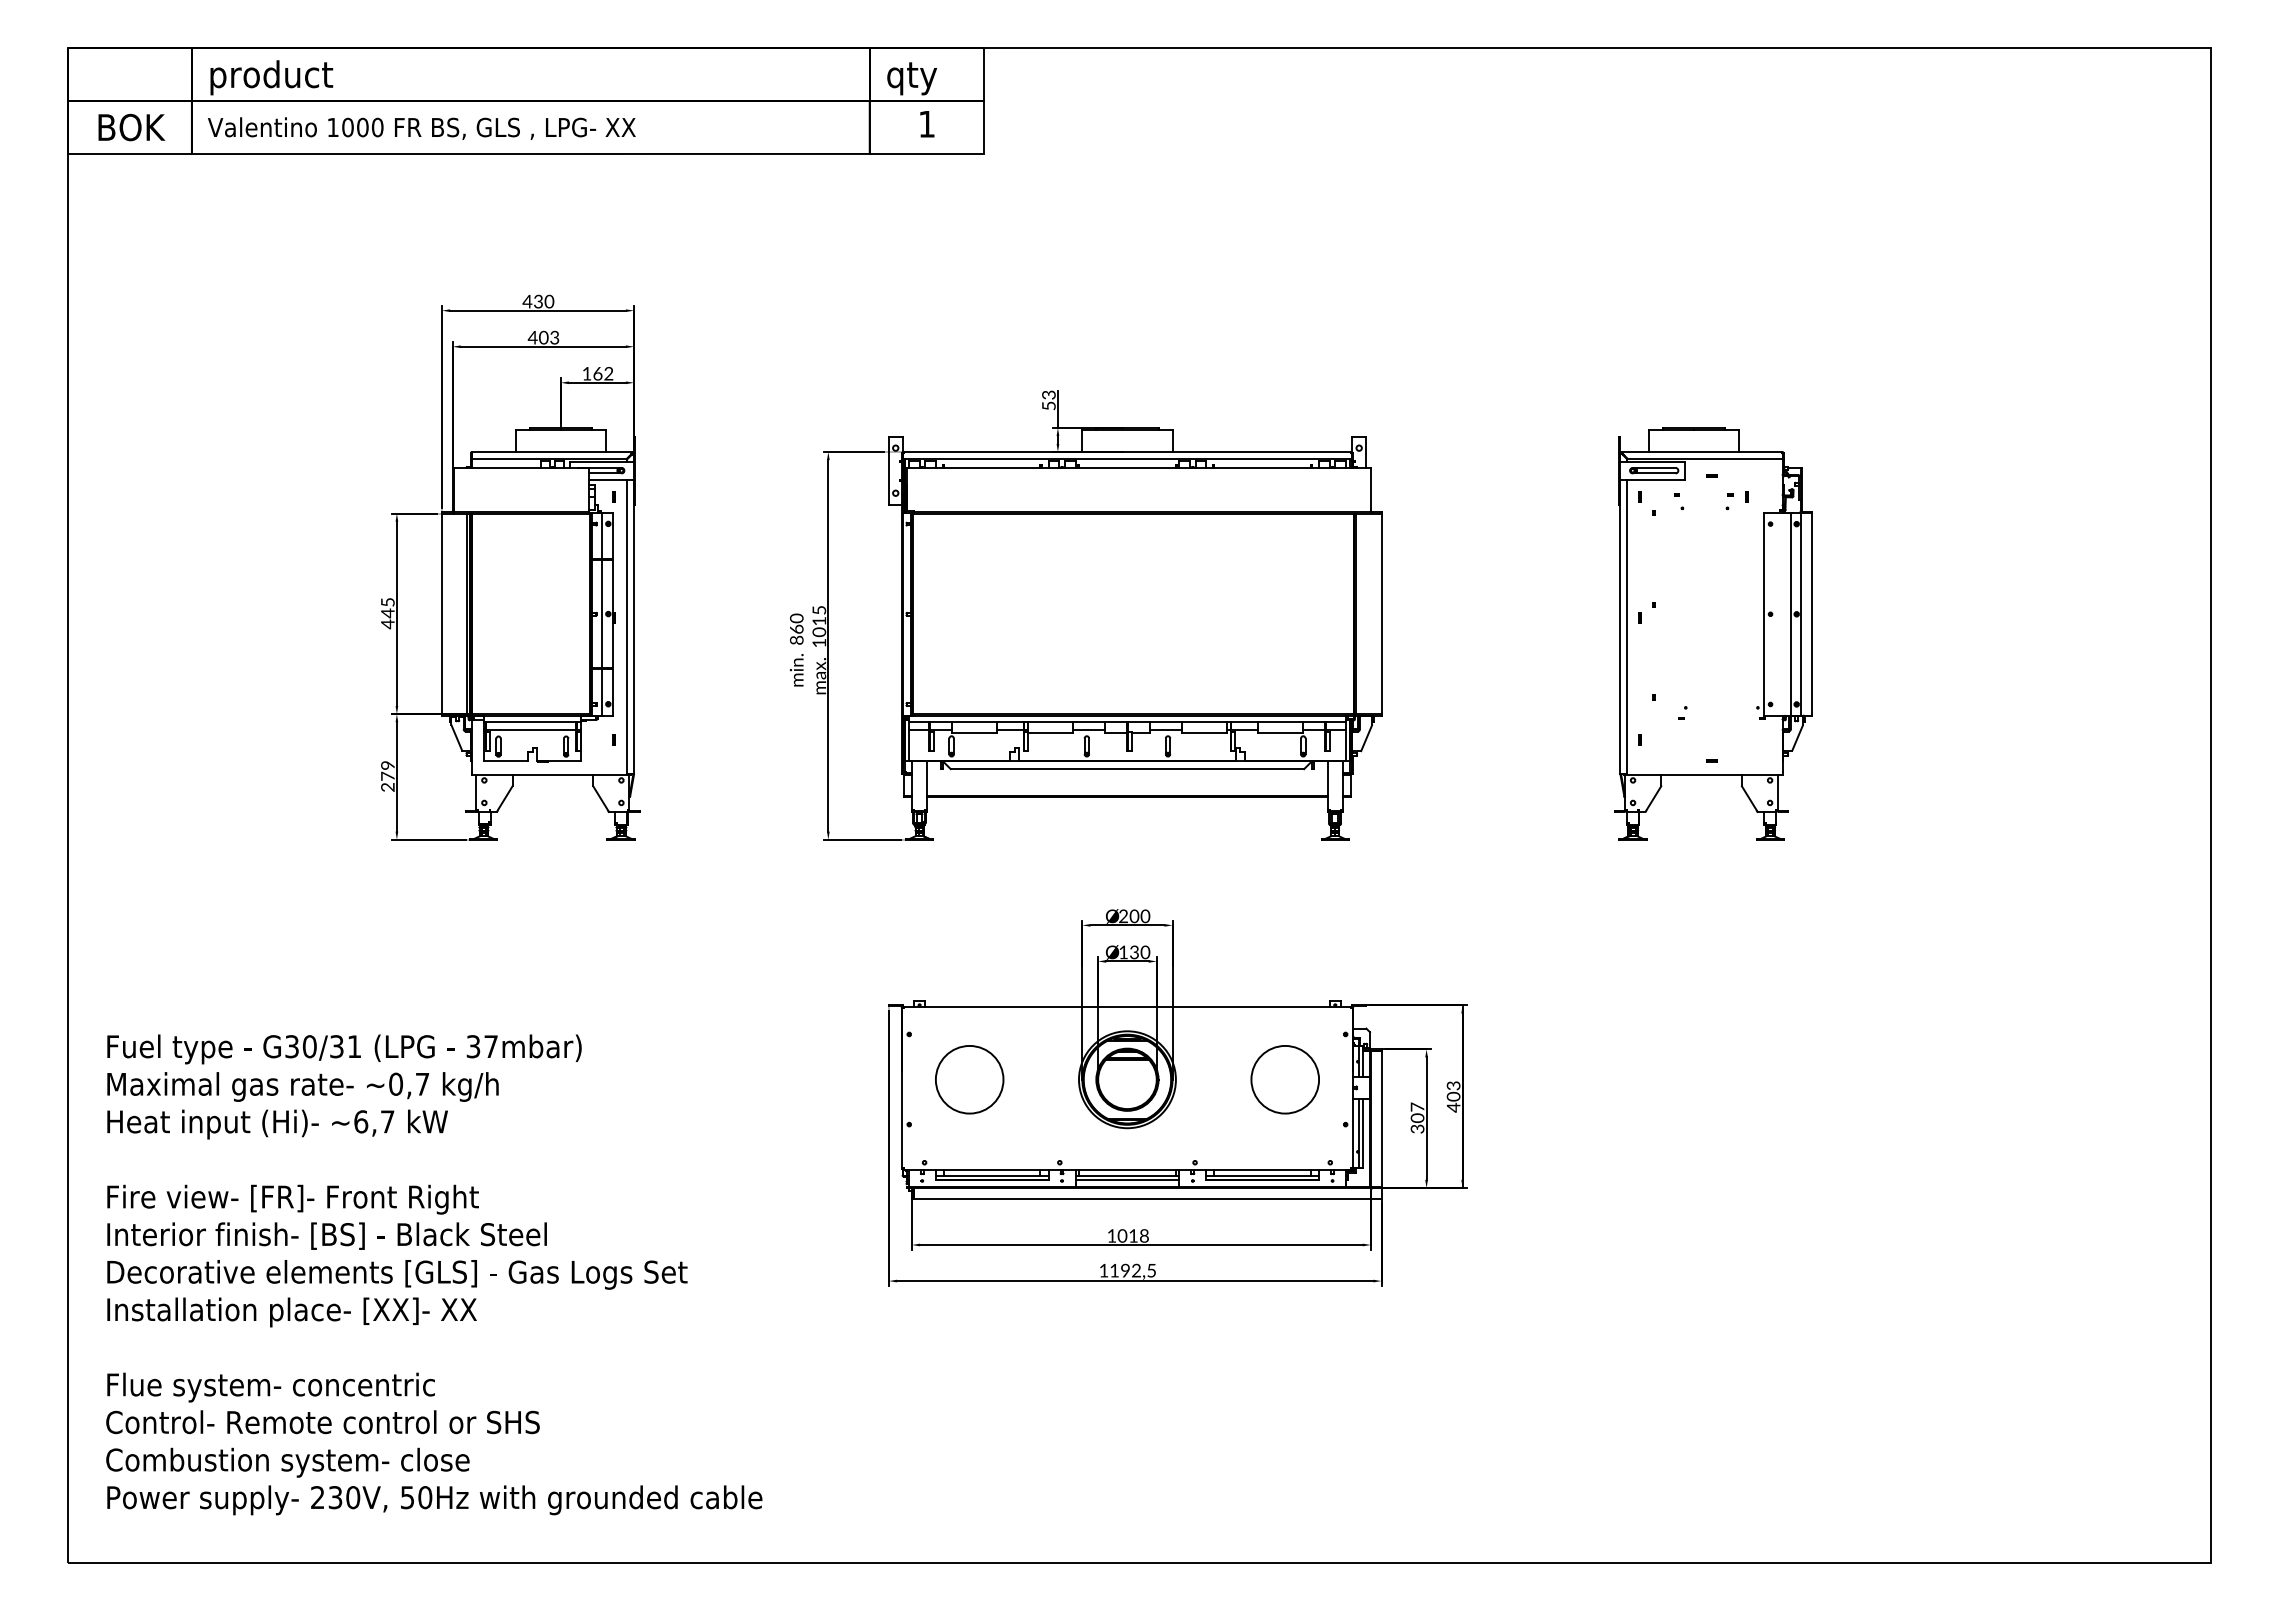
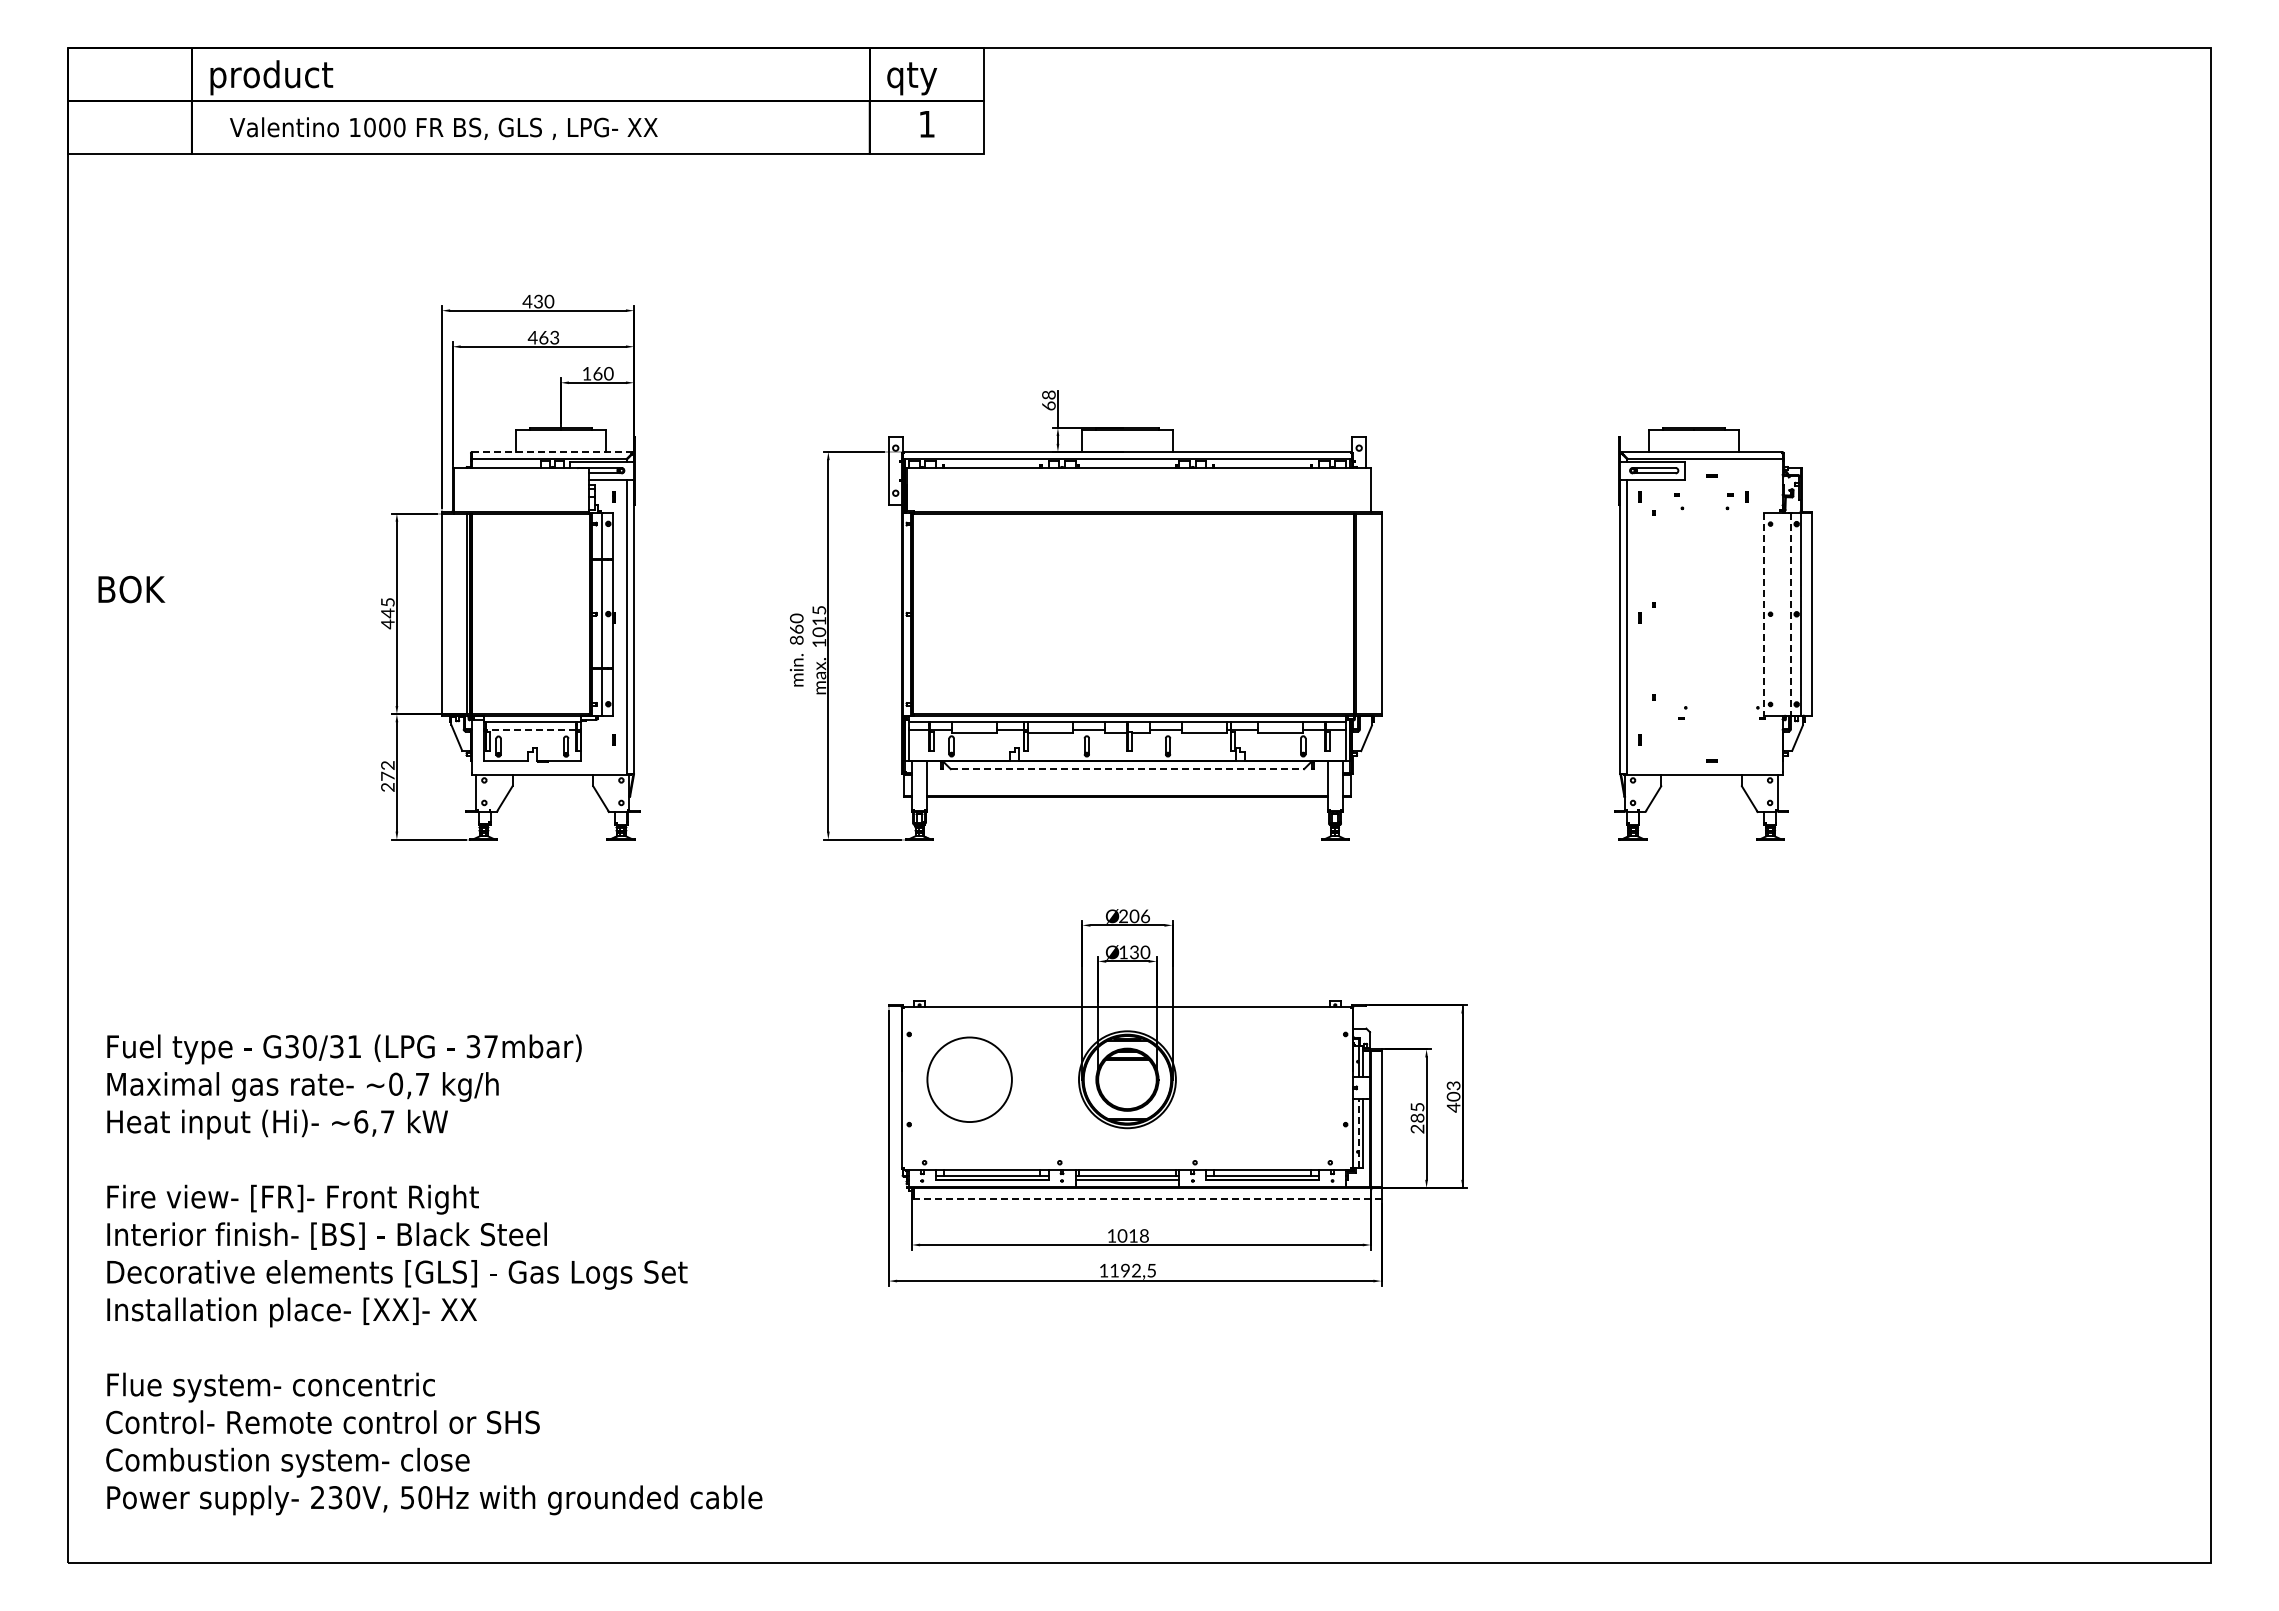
text position: (131, 127) -> (131, 589) (131, 589)
text position: (421, 128) -> (443, 128) (443, 128)
text: 403 -> 463 (543, 336)
text: 162 -> 160 (608, 373)
text: 53 -> 68 (1048, 400)
line: solid -> dashed (552, 452)
line: solid -> dashed (1763, 614)
line: solid -> dashed (1790, 614)
line: solid -> dashed (531, 729)
text: 279 -> 272 (388, 765)
line: solid -> dashed (1127, 769)
text: 200 -> 206 (1145, 915)
circle diameter: 68 px -> 85 px (969, 1079)
circle: present -> none (1284, 1079)
text: 307 -> 285 (1417, 1117)
line: solid -> dashed (1358, 1132)
line: solid -> dashed (1147, 1198)
